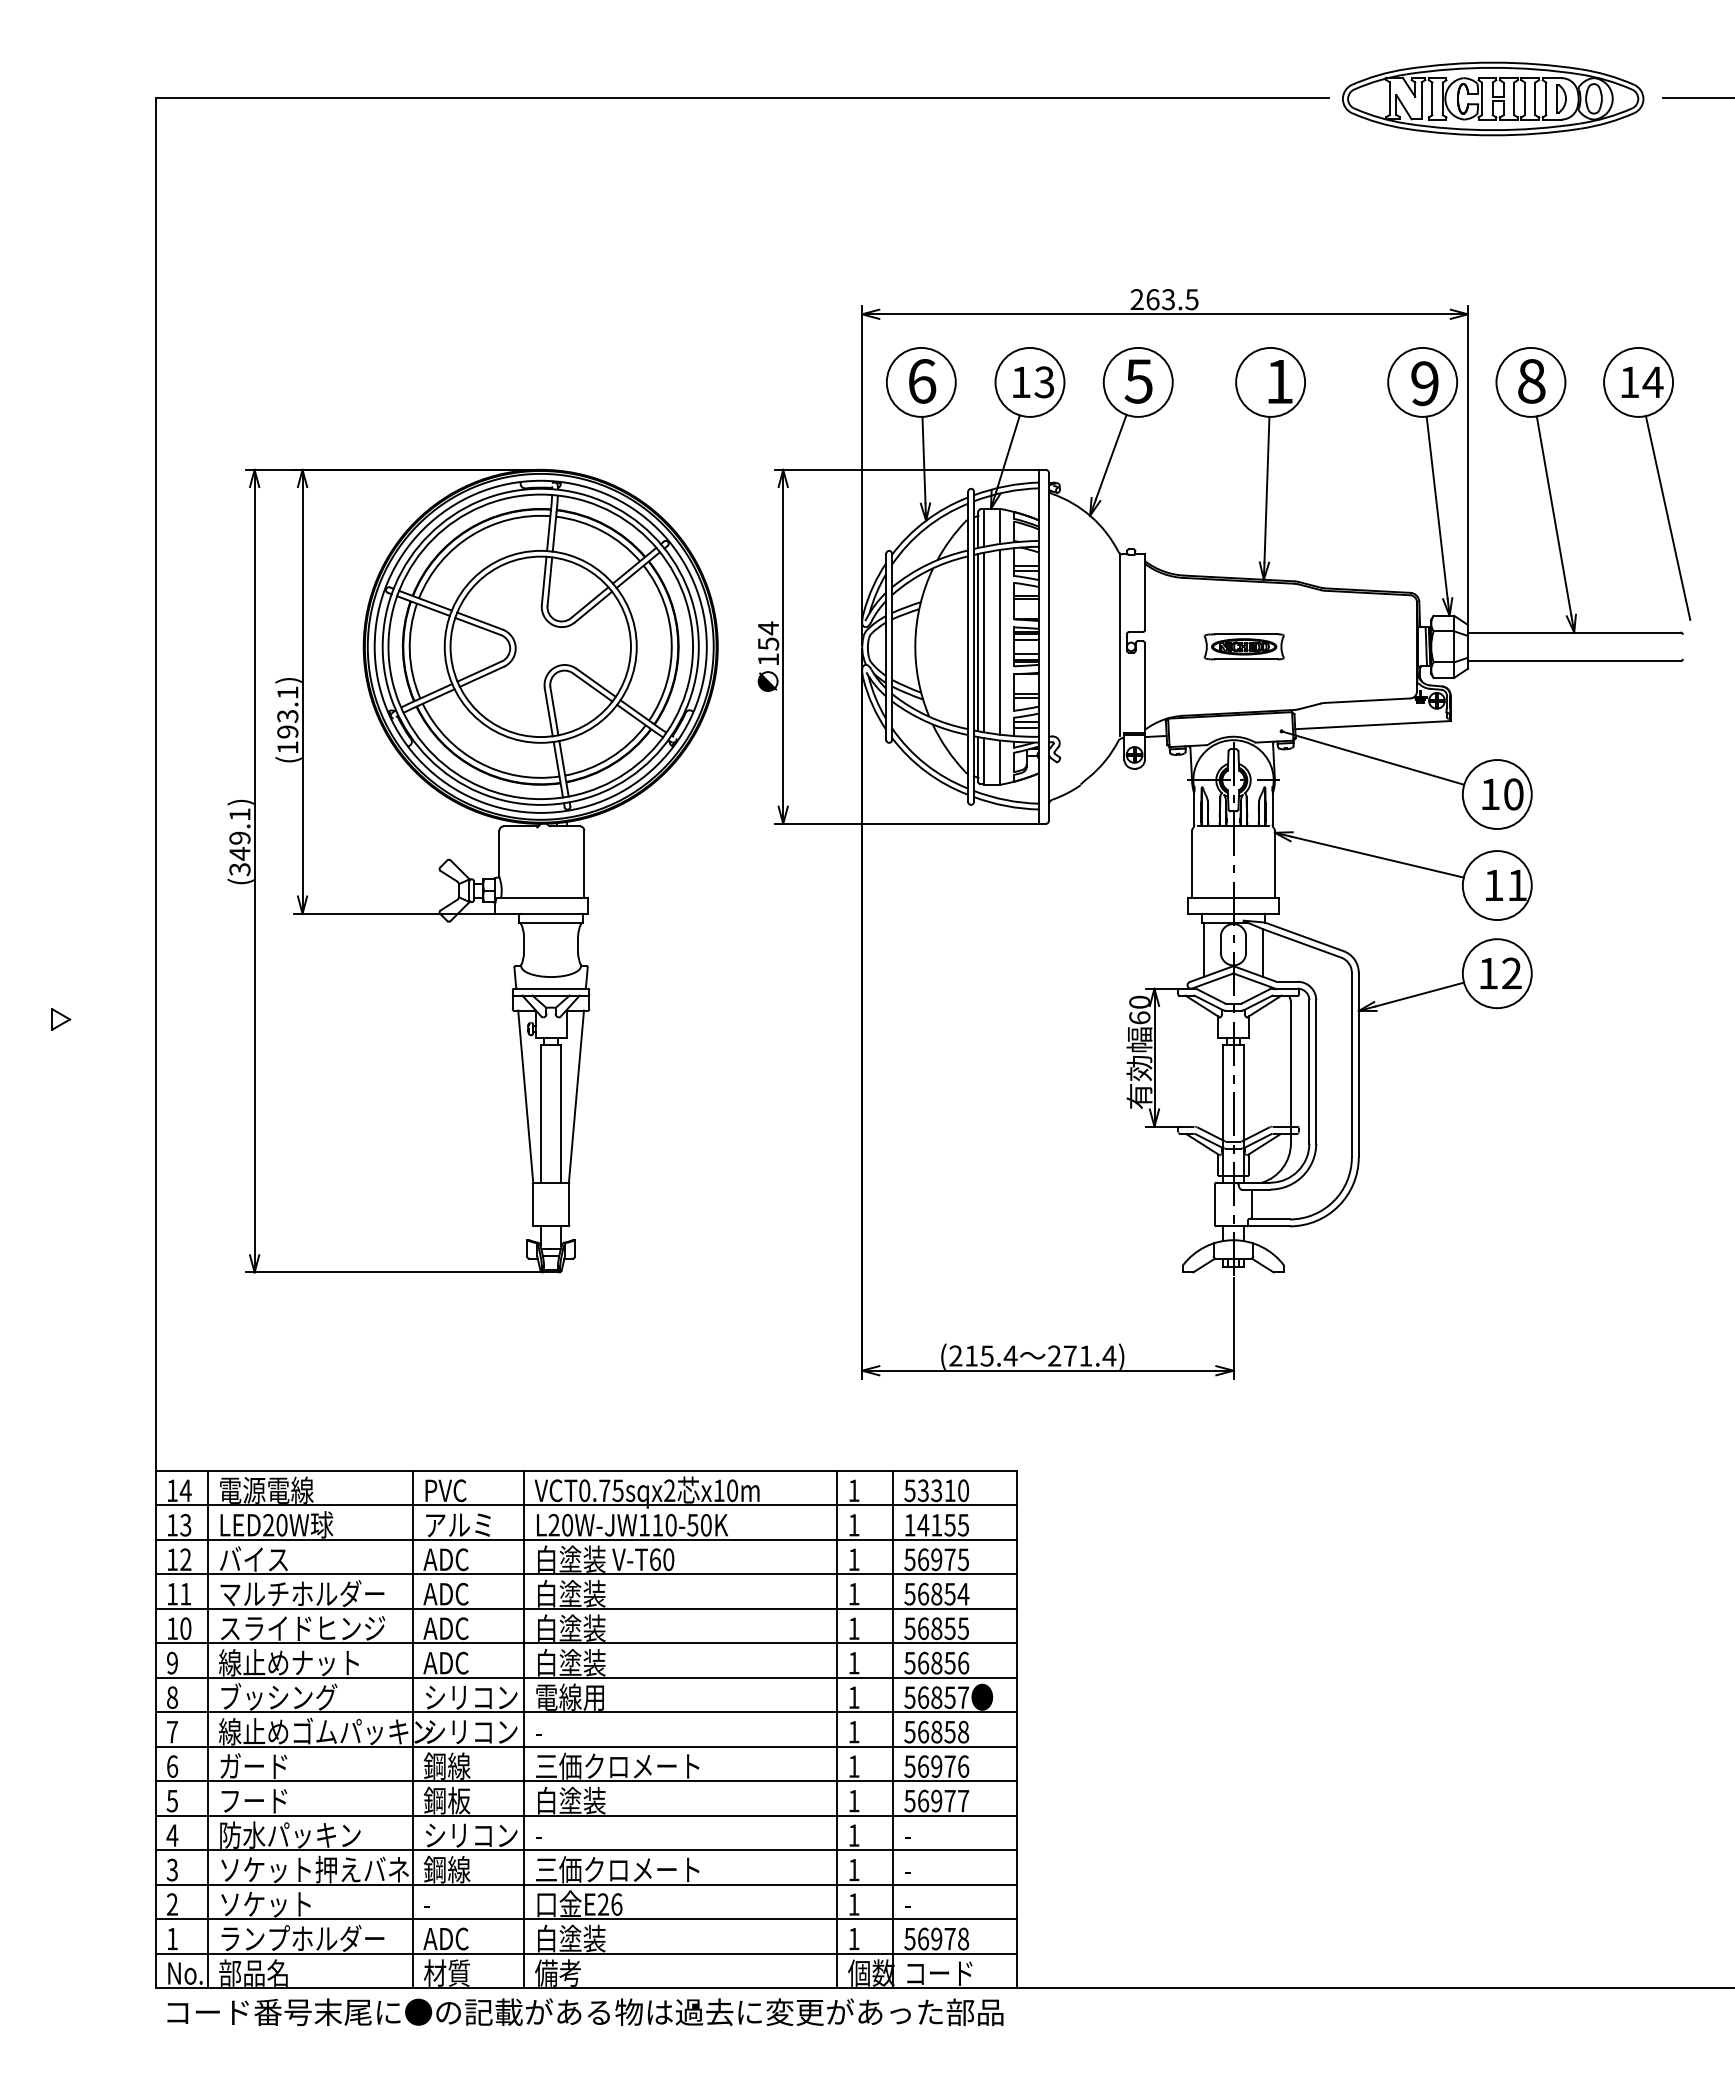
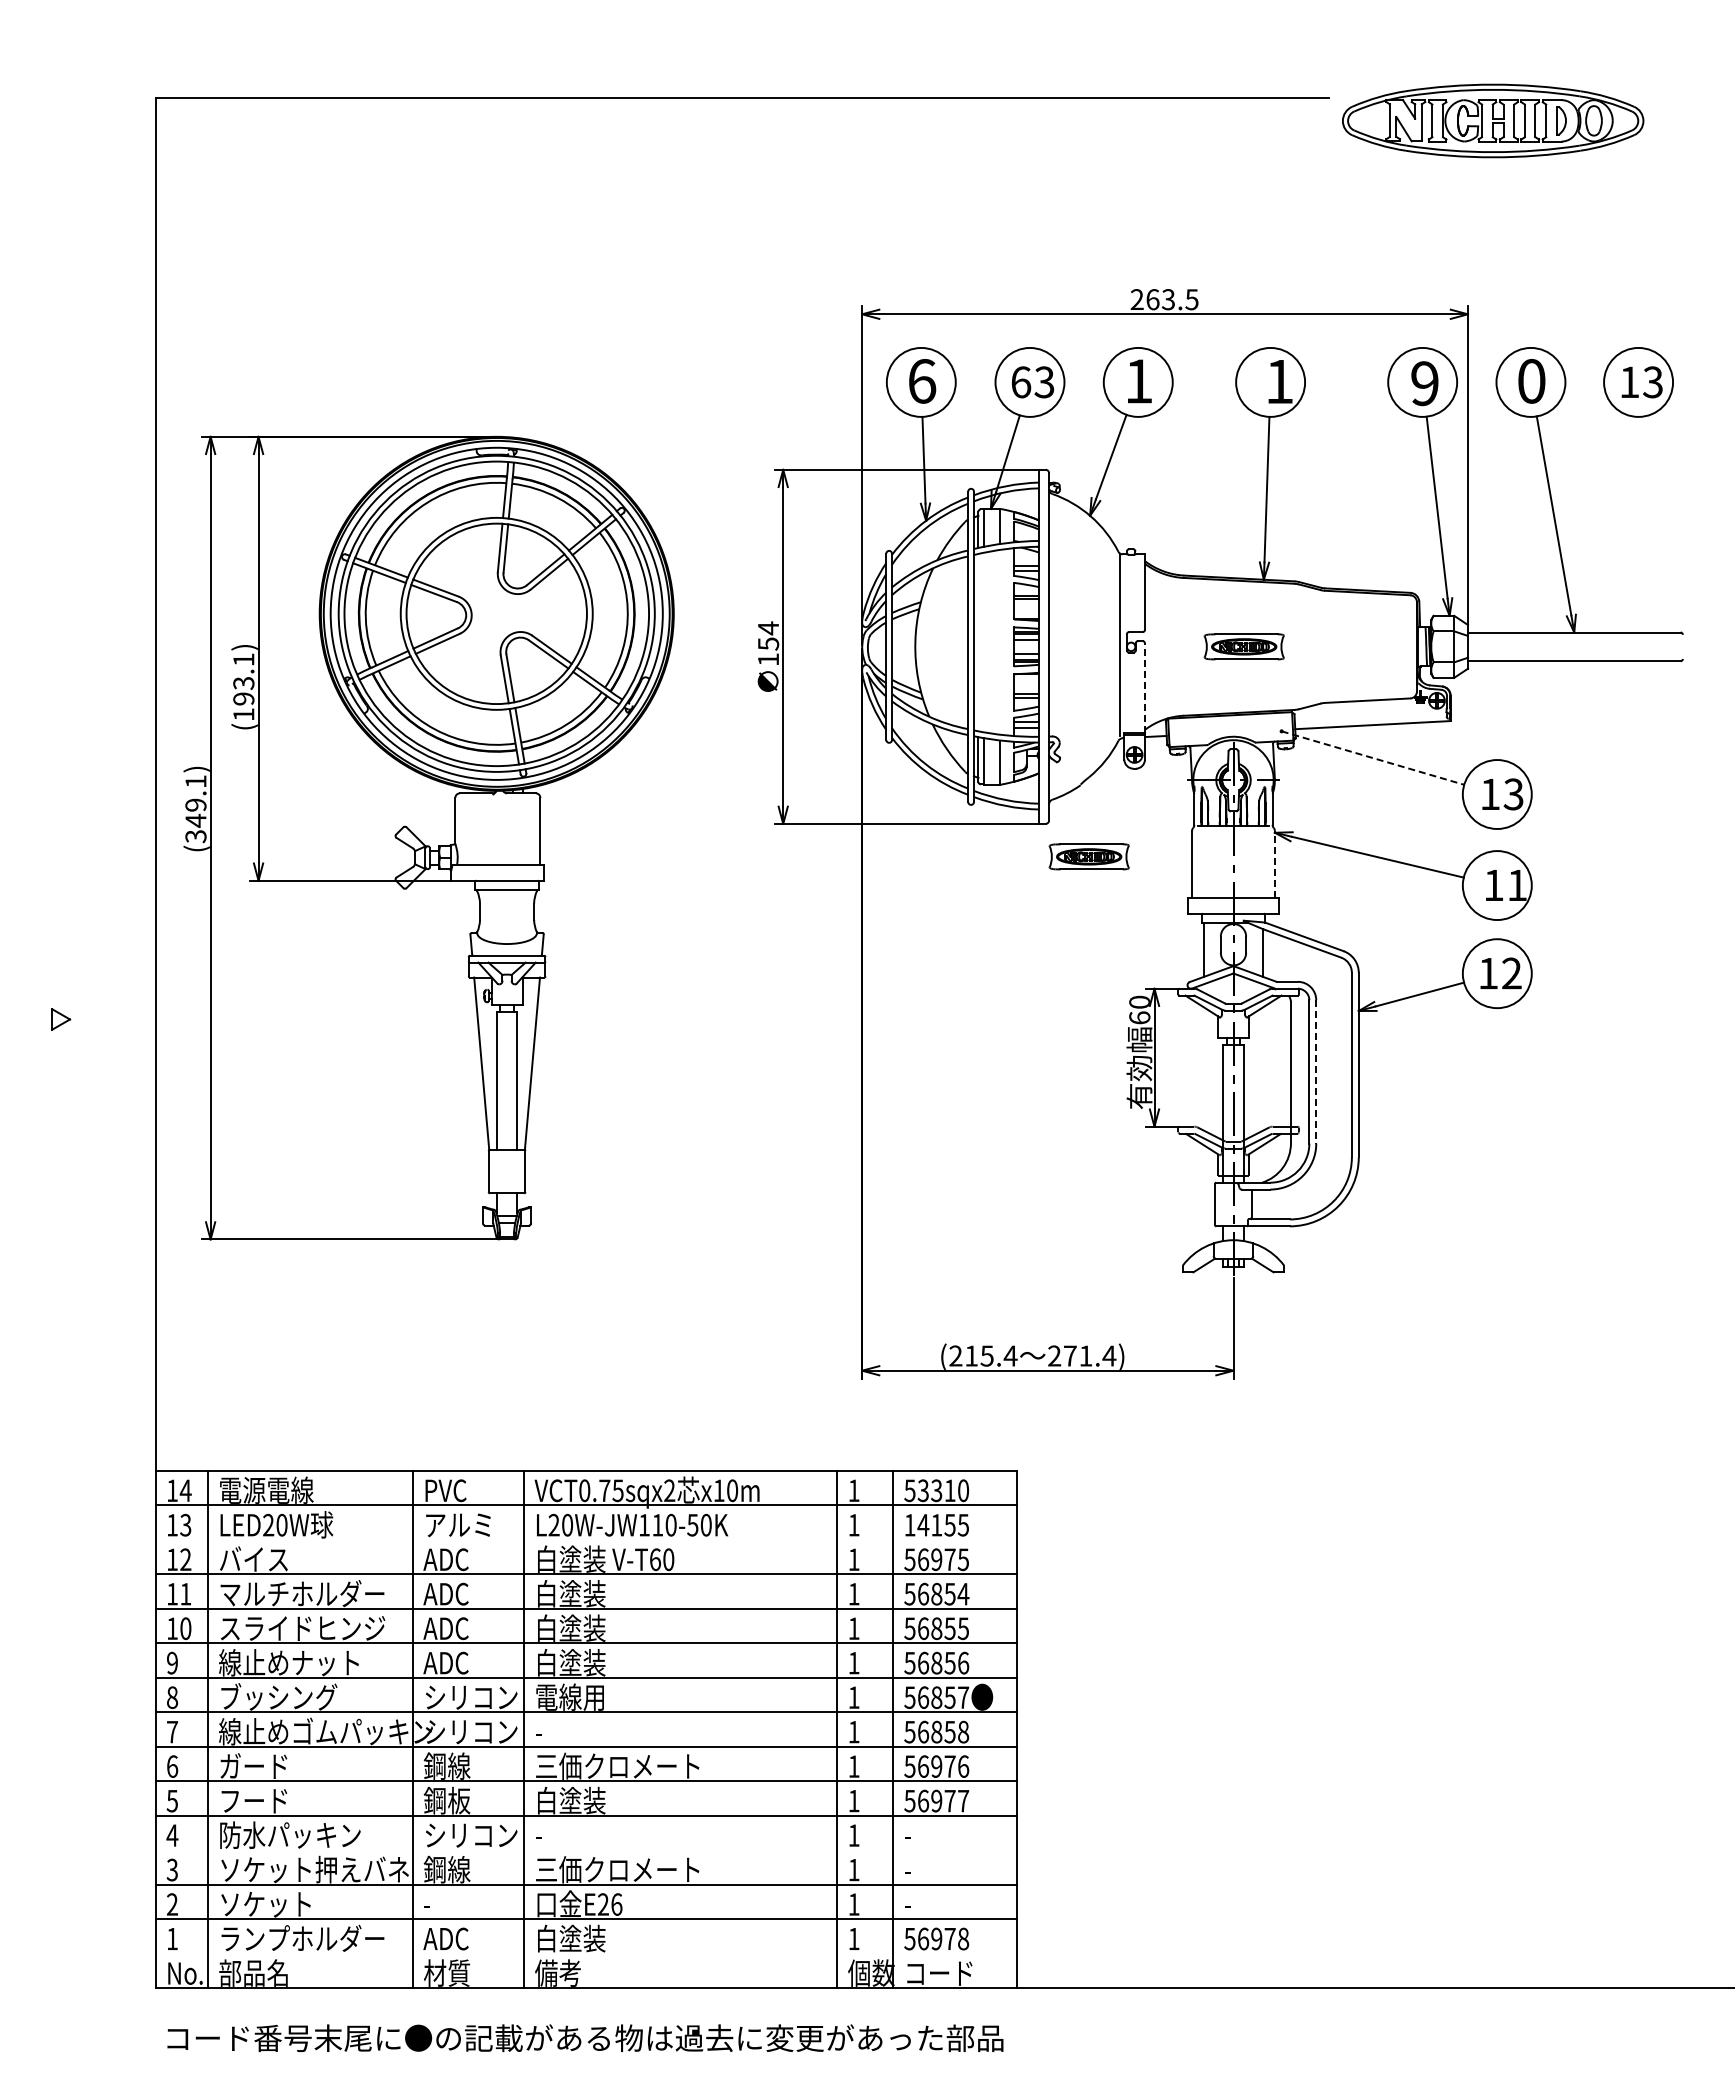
part position: (1493, 98) -> (1493, 120) (1493, 120)
line: present -> none (1697, 98)
text: 5 -> 1 (1138, 381)
text: 8 -> 0 (1531, 381)
text: 13 -> 63 (1021, 382)
text: 14 -> 13 (1652, 382)
line: present -> none (1667, 517)
line: present -> none (1000, 641)
line: present -> none (978, 642)
line: present -> none (984, 642)
line: solid -> dashed (1144, 688)
line: solid -> dashed (1373, 758)
text: 10 -> 13 (1513, 794)
part: none -> present (1088, 856)
line: solid -> dashed (1274, 863)
part position: (472, 870) -> (428, 837) (428, 837)
line: solid -> dashed (1316, 1071)
line: present -> none (586, 1539)
line: present -> none (586, 1850)
line: present -> none (586, 1953)
text position: (585, 2012) -> (585, 2038) (585, 2038)
